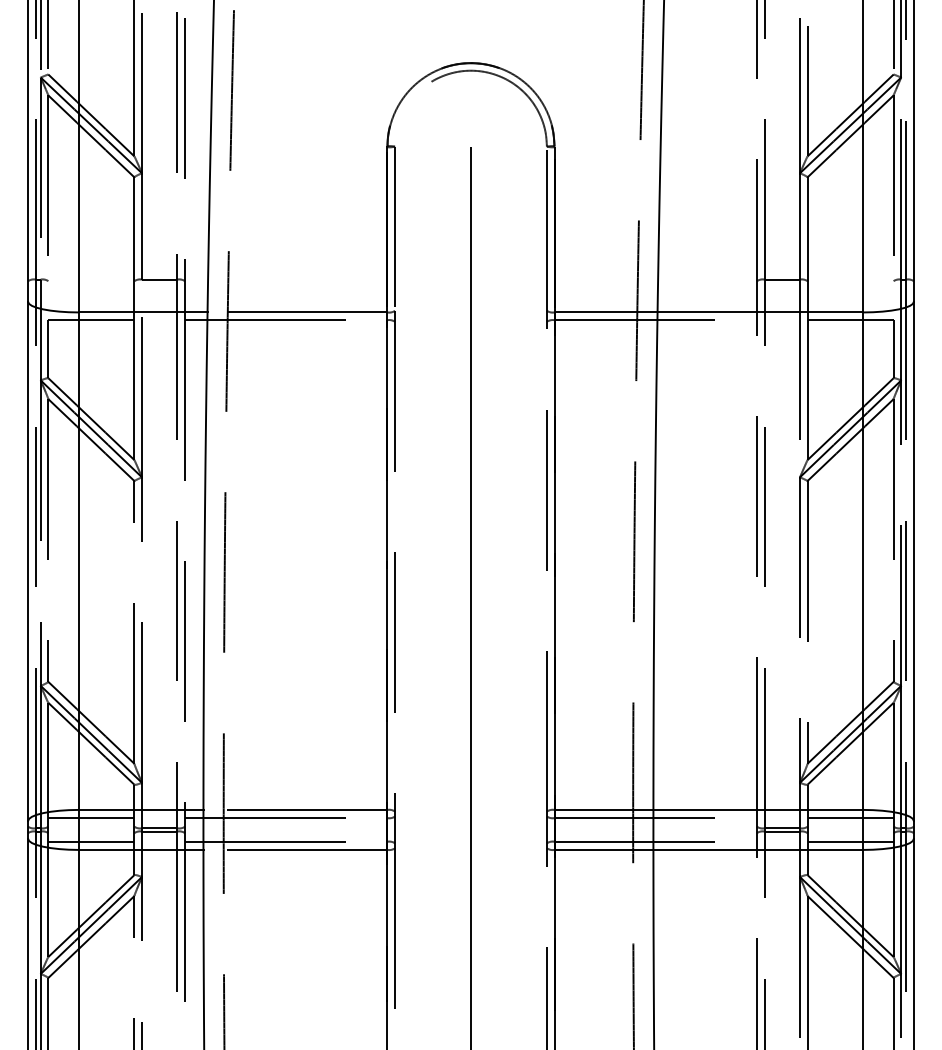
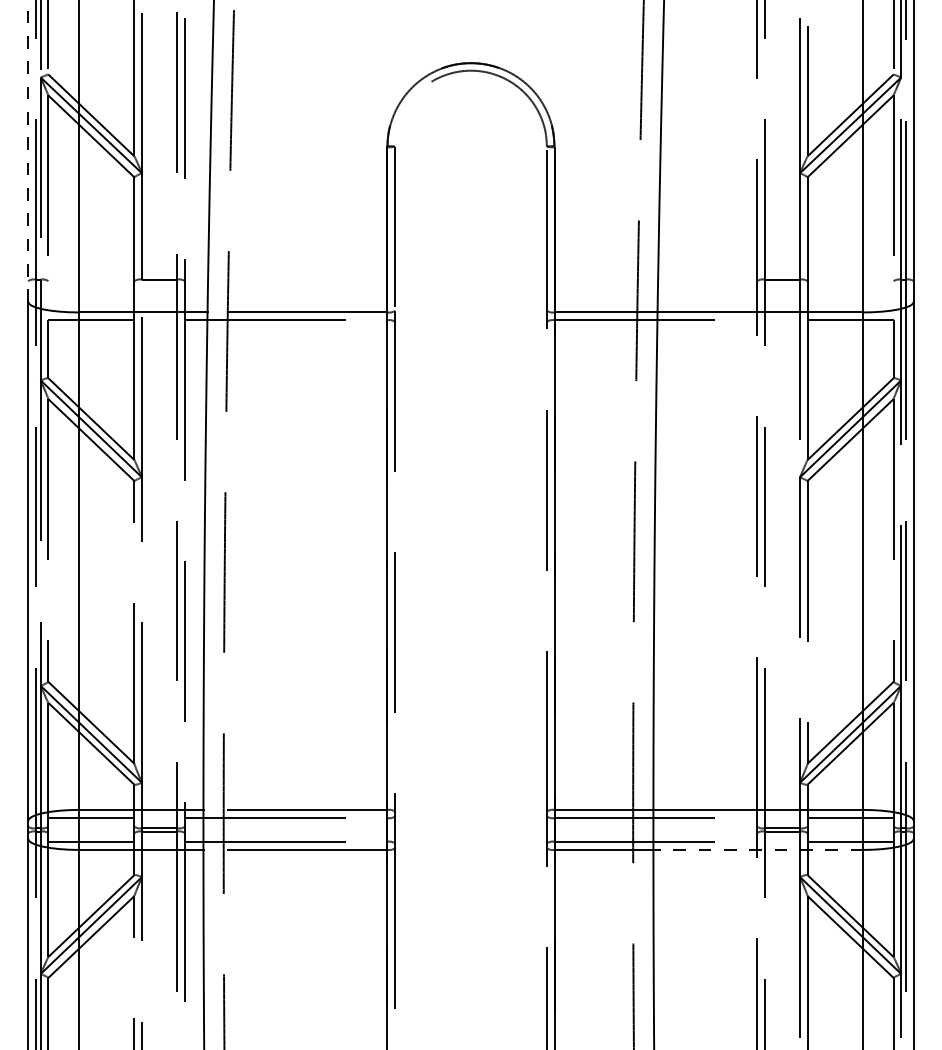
line: solid -> dashed (28, 151)
line: present -> none (470, 596)
line: solid -> dashed (758, 849)
